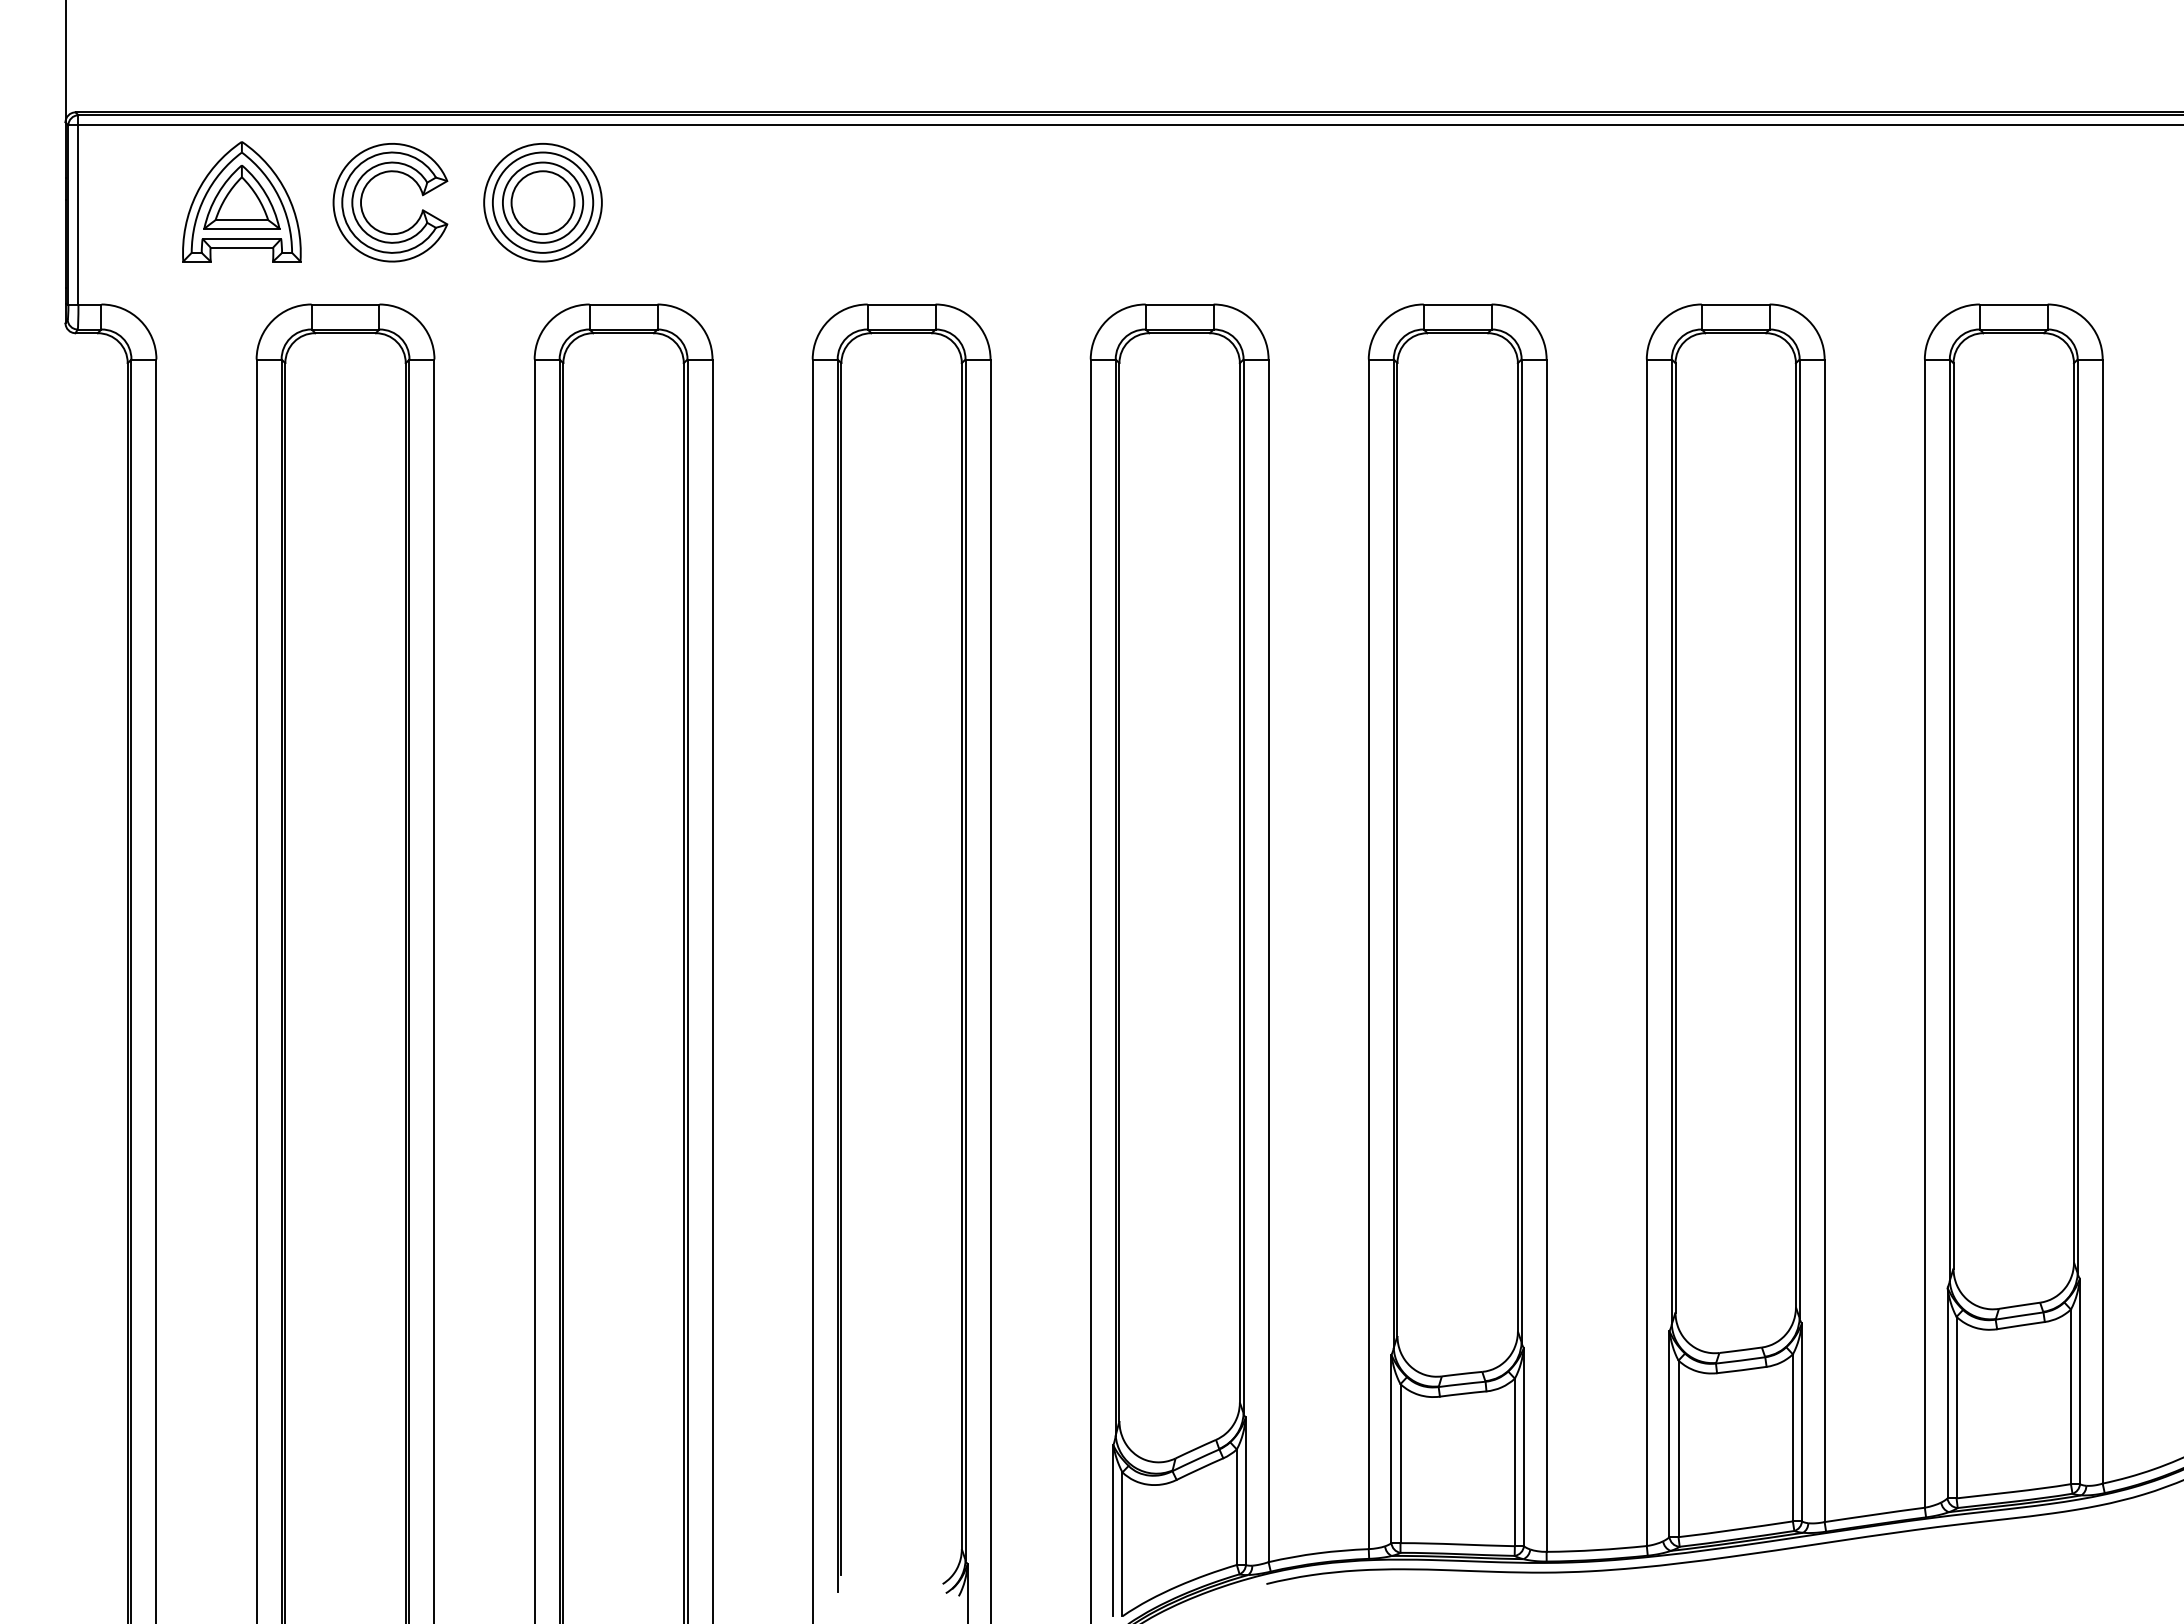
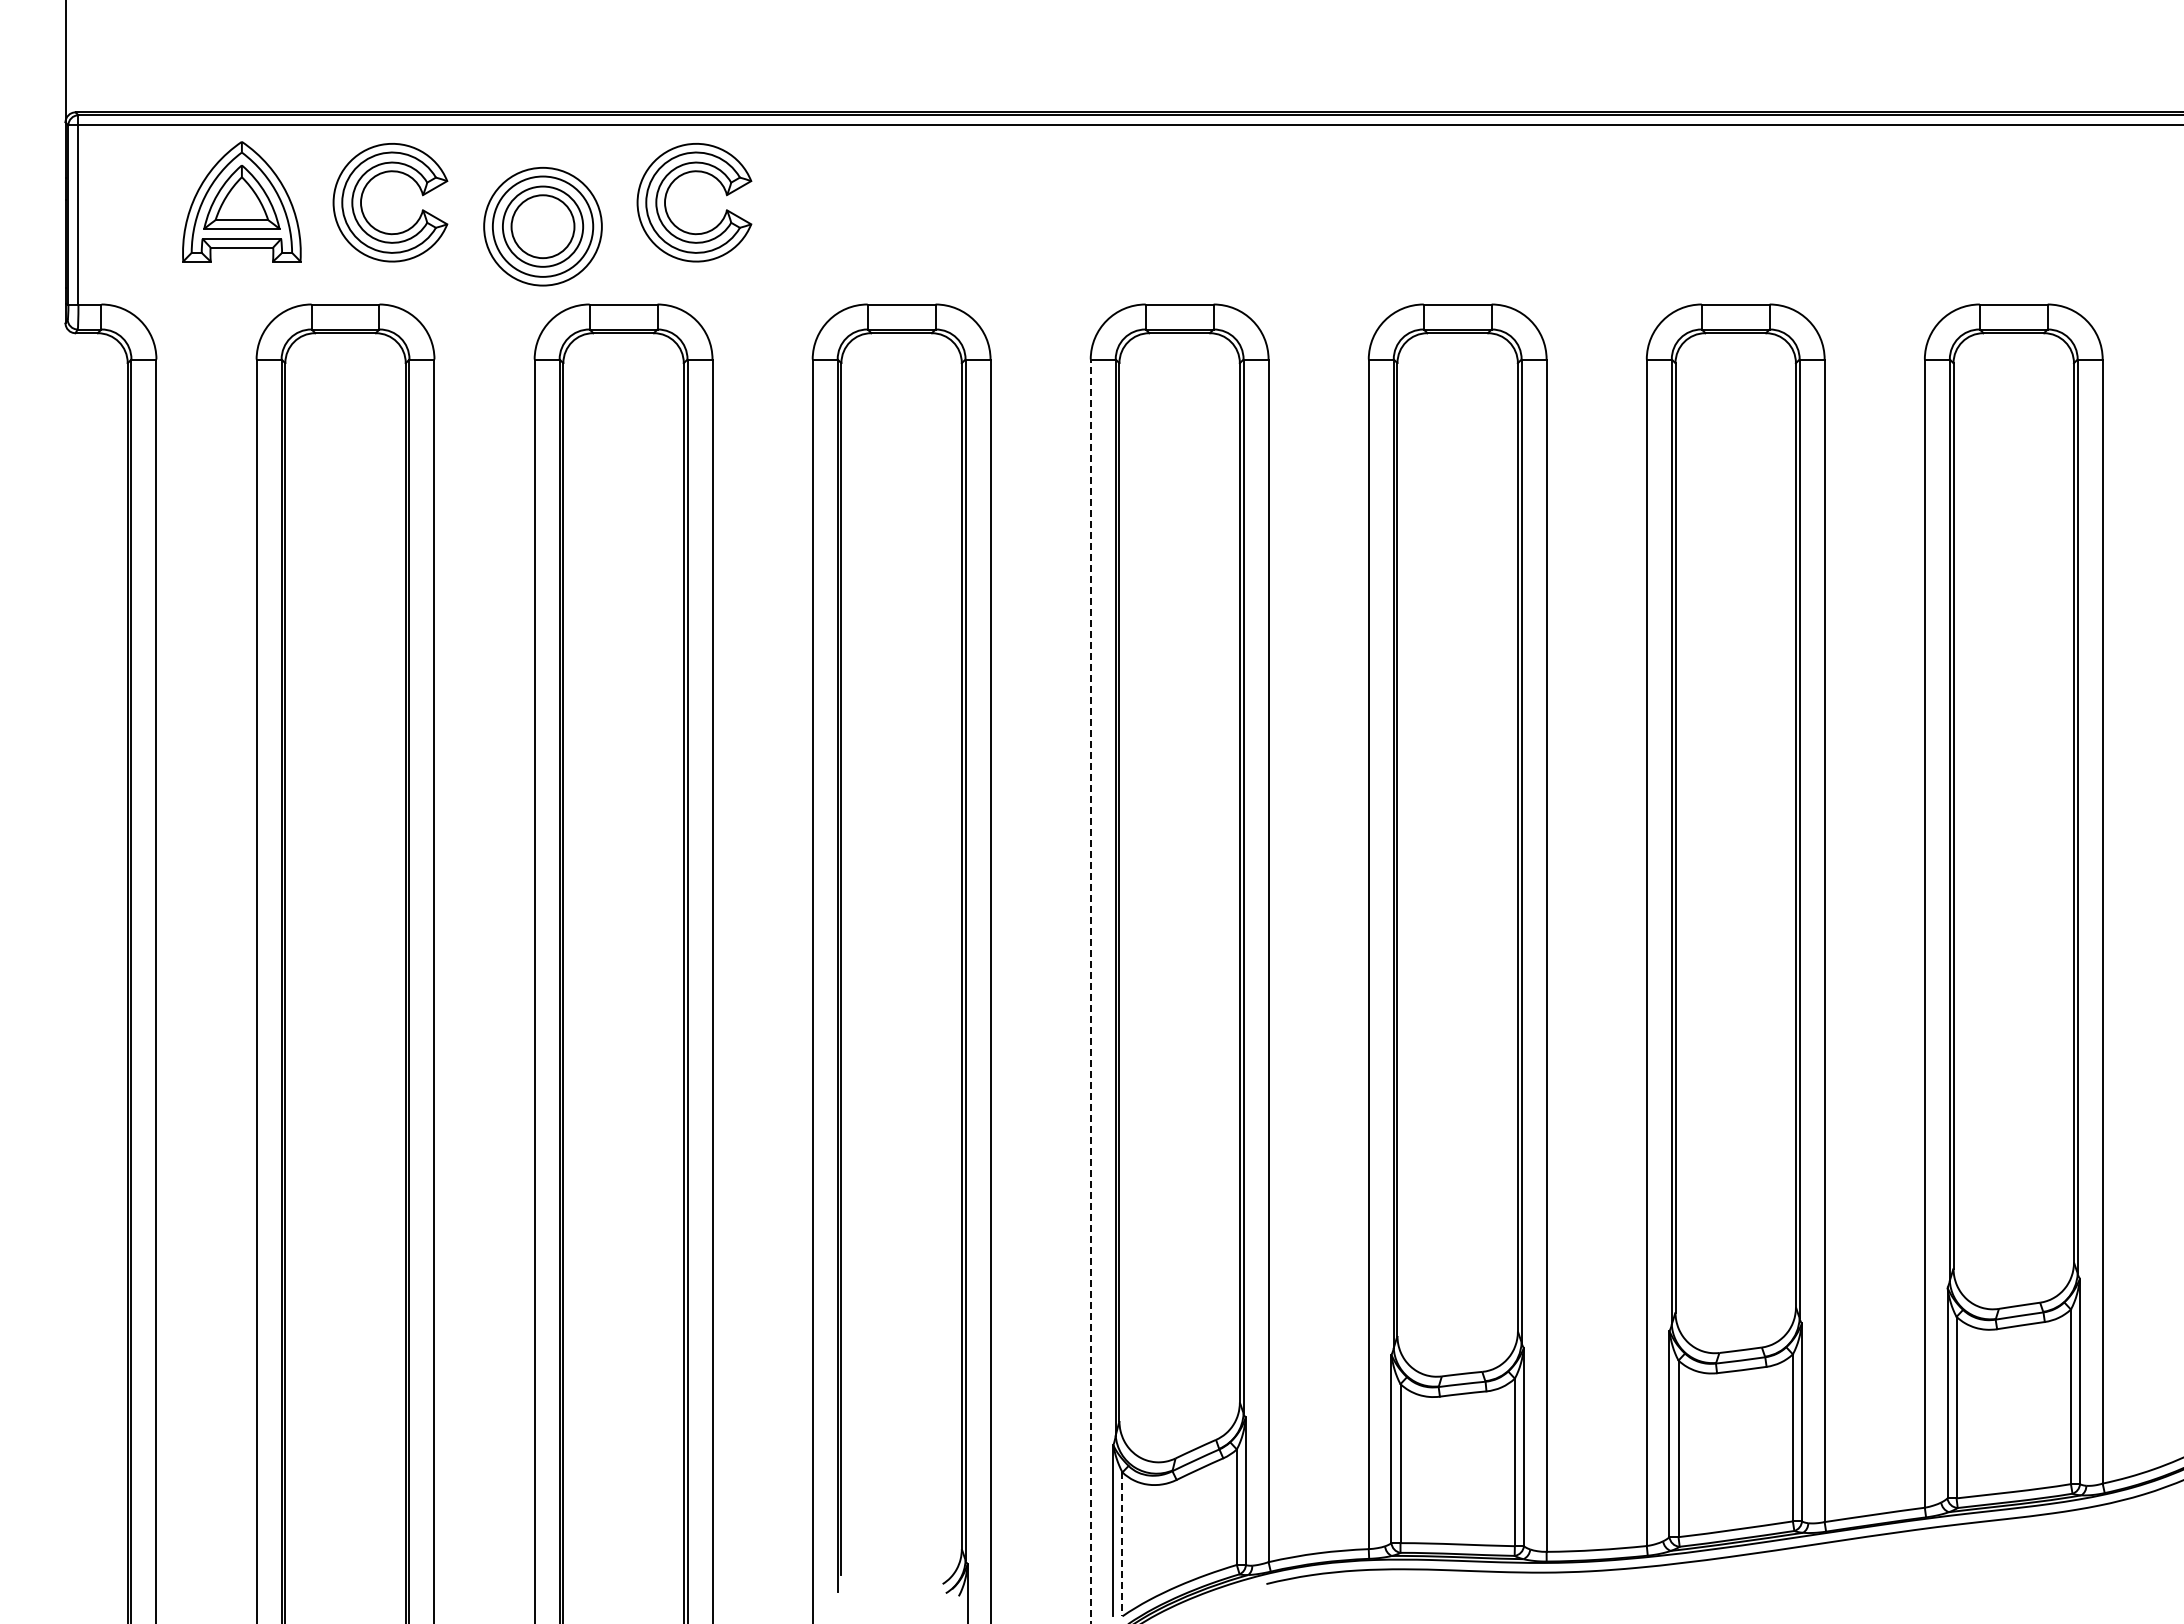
part: none -> present (666, 199)
part position: (542, 202) -> (542, 226) (542, 226)
line: solid -> dashed (1090, 991)
line: solid -> dashed (1122, 1544)
